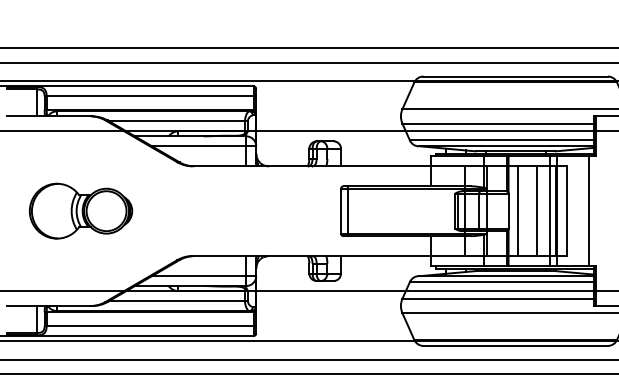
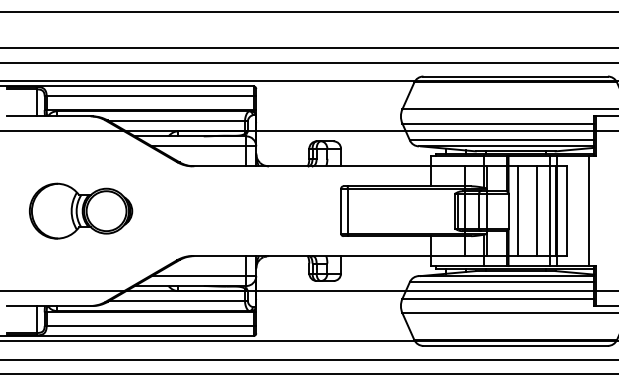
line: none -> present (308, 11)
